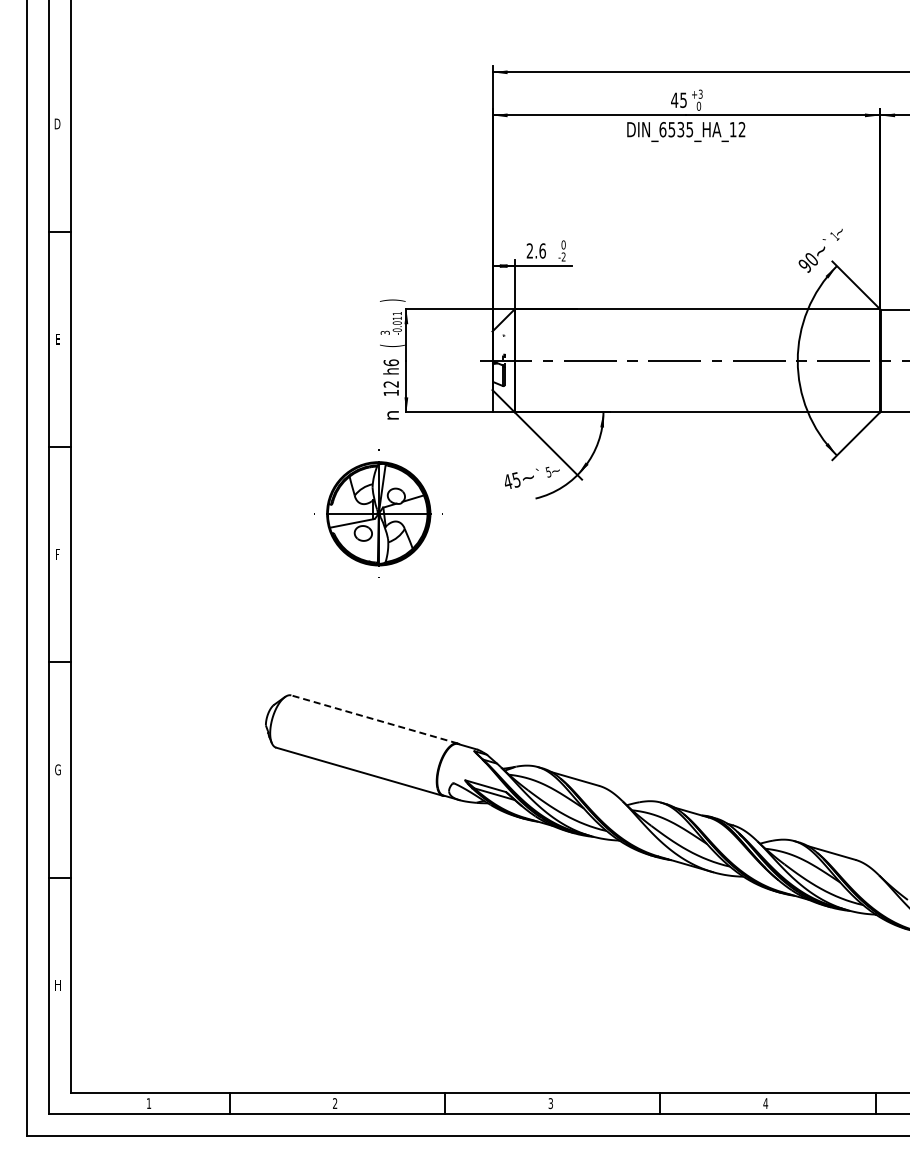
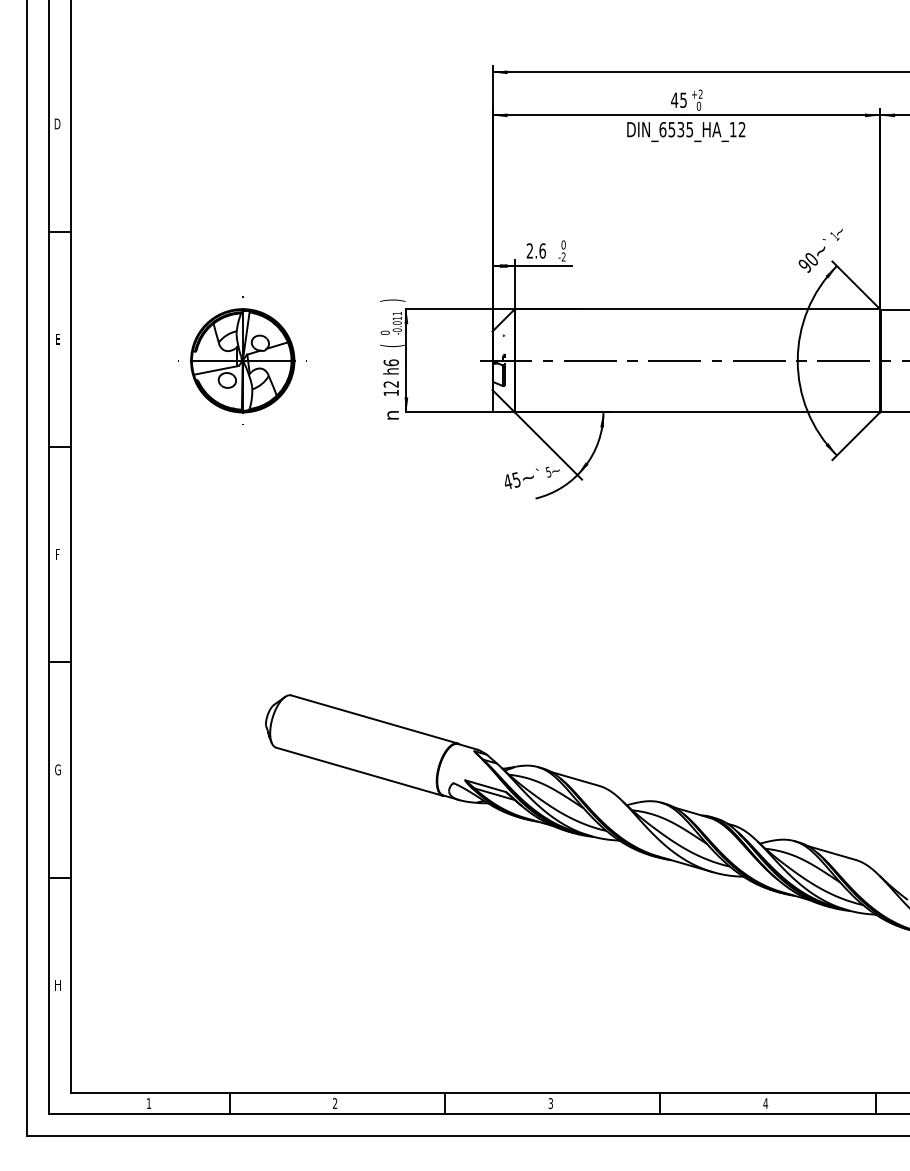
text: +3 -> +2 (700, 94)
text: 3 -> 0 (384, 332)
part position: (378, 513) -> (242, 360) (242, 360)
line: dashed -> solid (374, 719)
